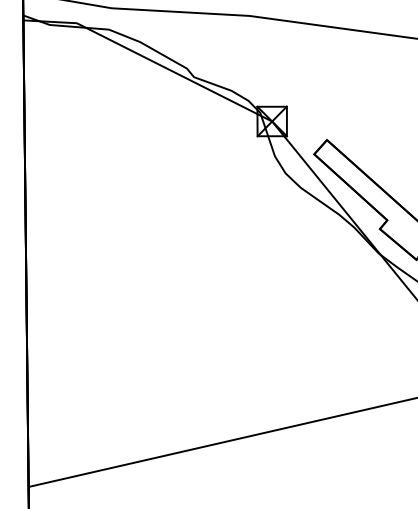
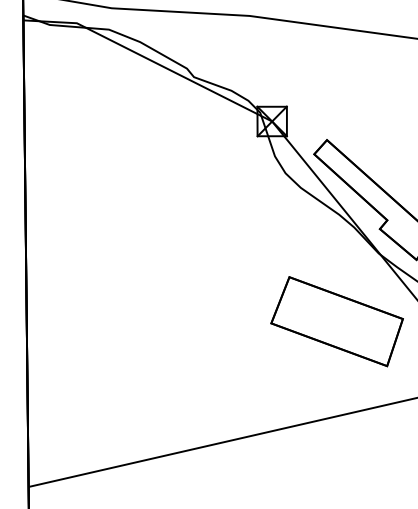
part: none -> present (336, 321)
